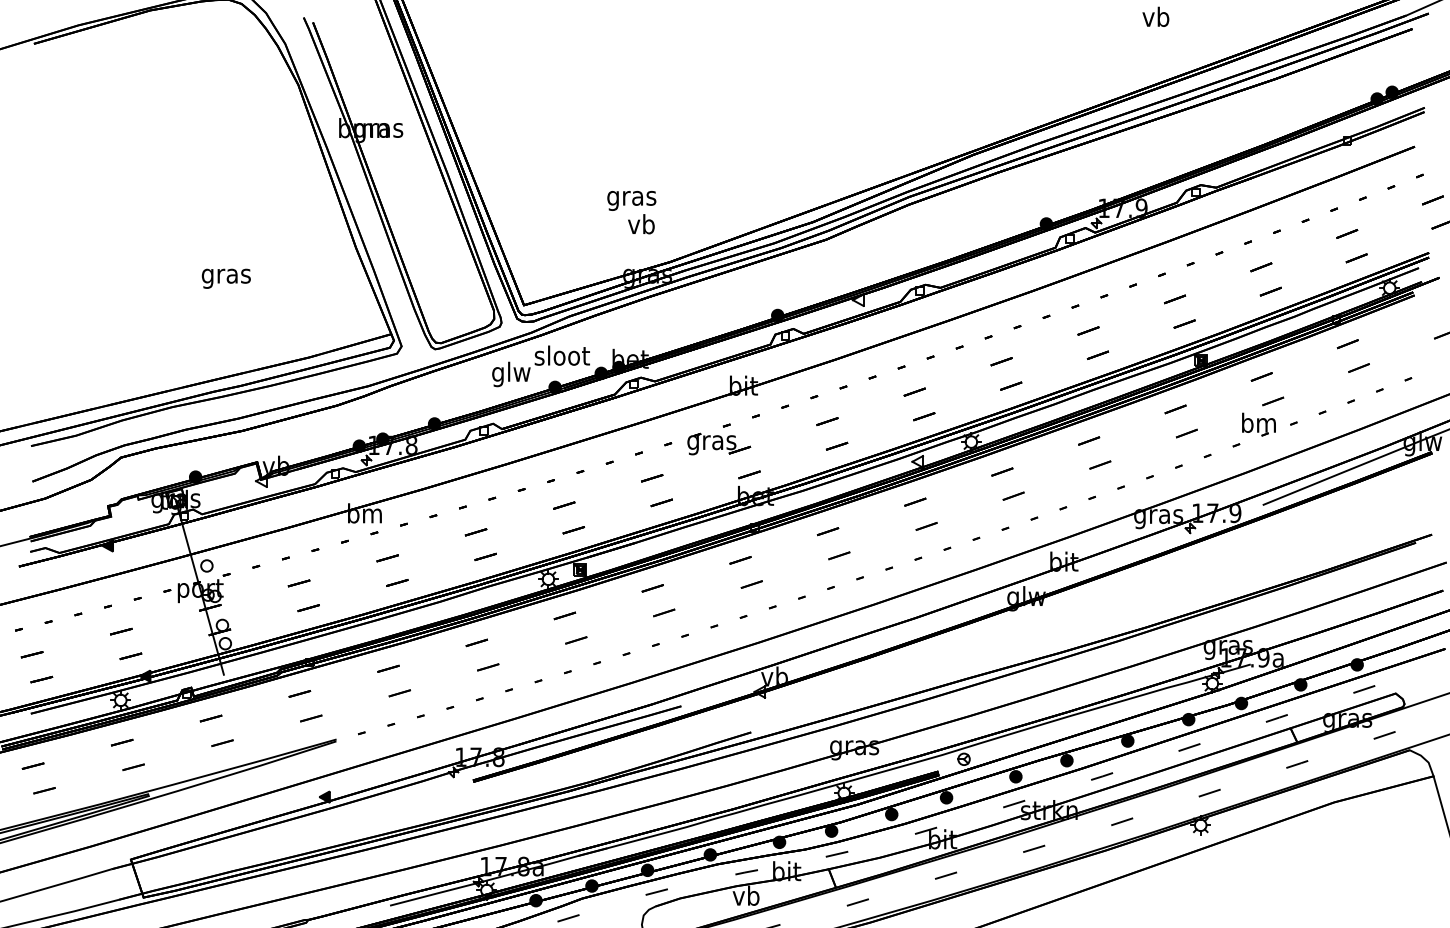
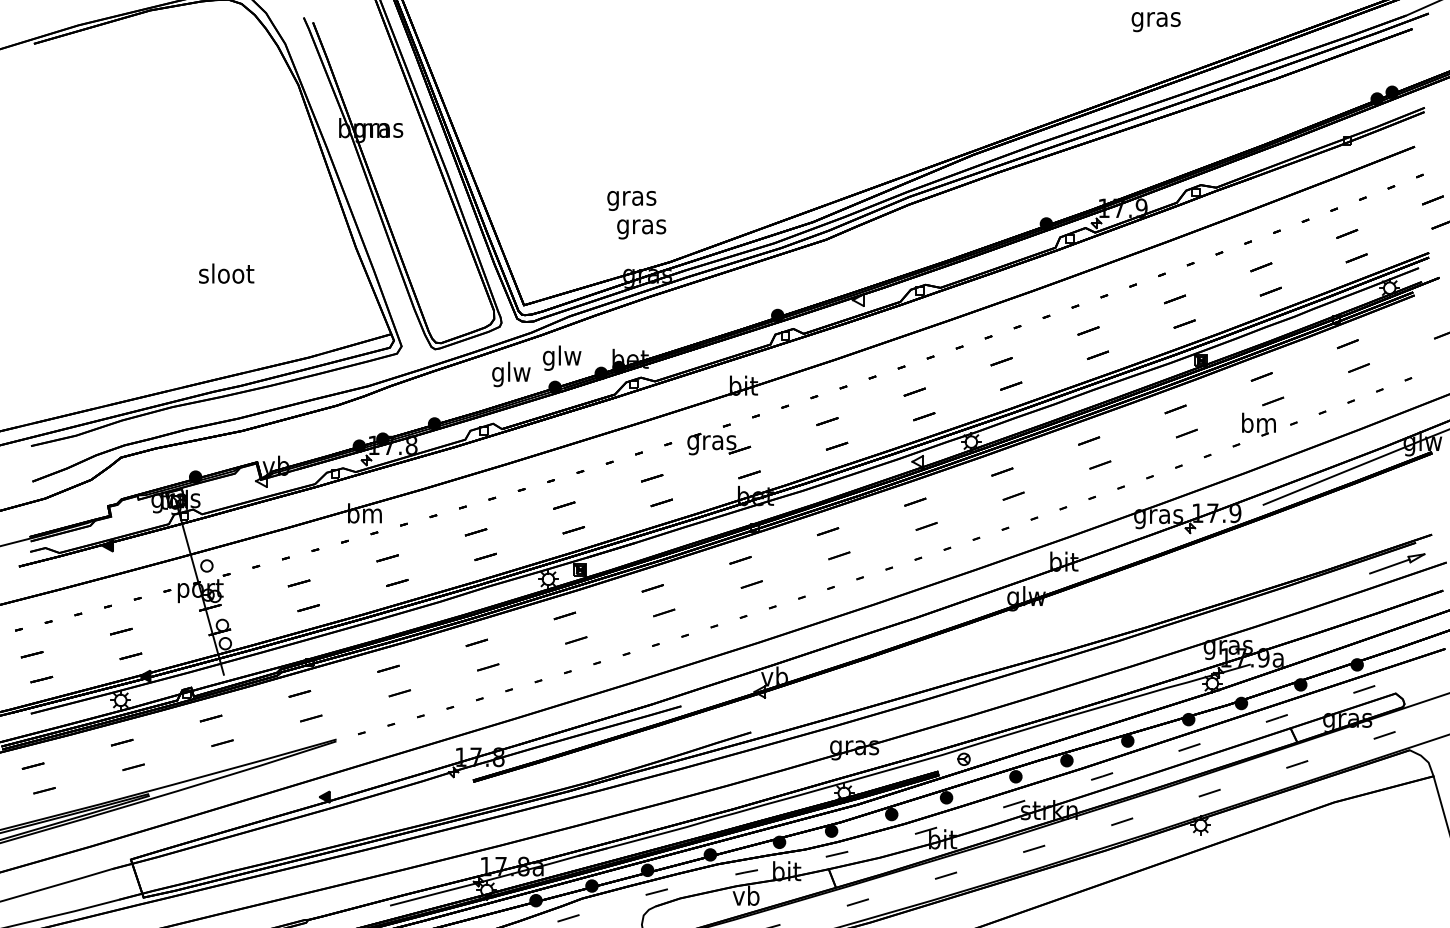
text: vb -> gras (1155, 19)
text: vb -> gras (641, 226)
text: gras -> sloot (226, 275)
text: sloot -> glw (561, 357)
part: none -> present (1397, 563)
